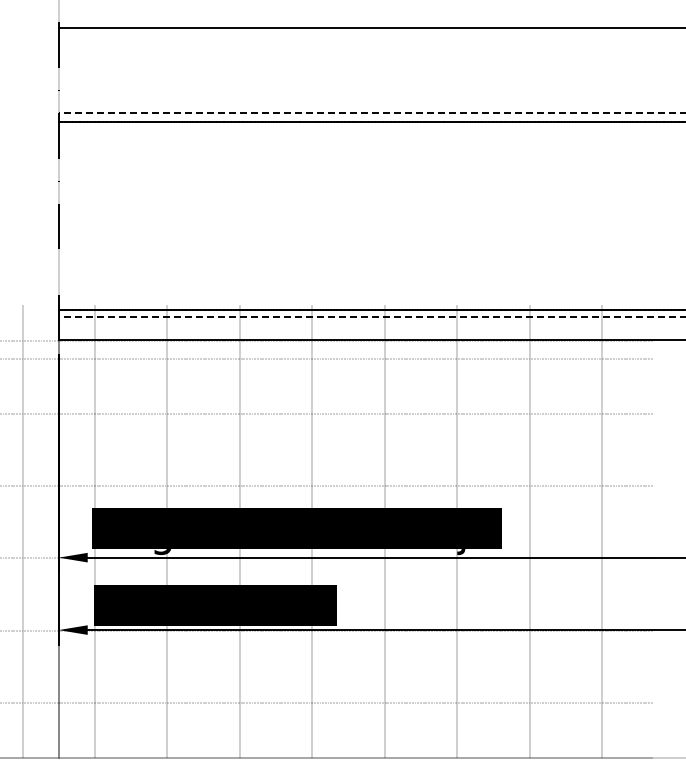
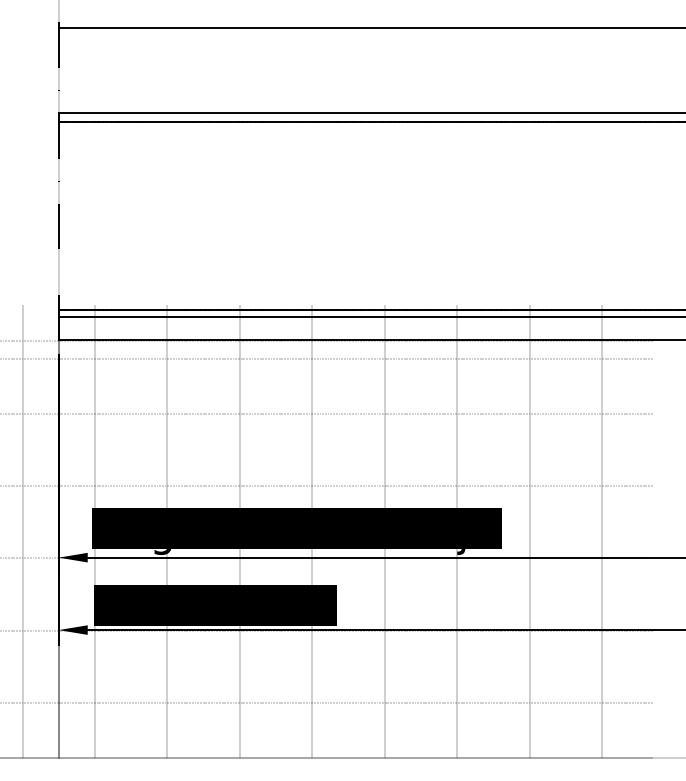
line: dashed -> solid (371, 113)
line: dashed -> solid (371, 317)
